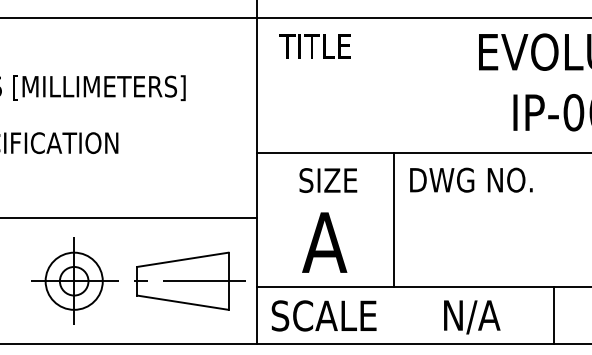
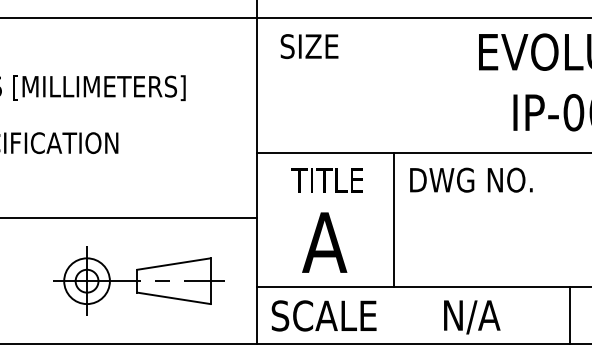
text: TITLE -> SIZE (314, 46)
text: SIZE -> TITLE (326, 180)
part size: 215x88 px -> 172x70 px (138, 280)
line position: (554, 315) -> (570, 315) (570, 315)
